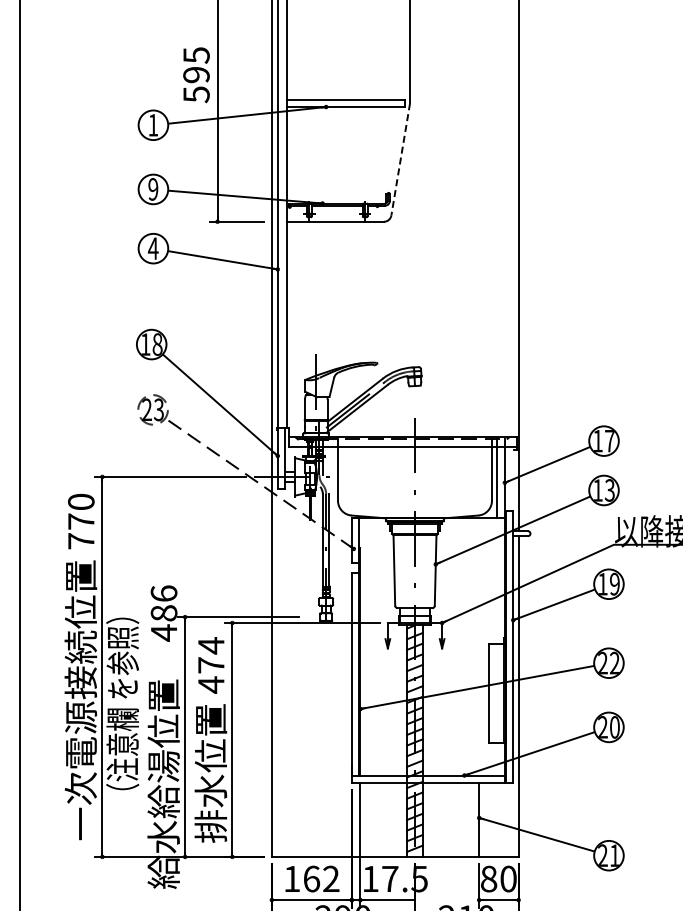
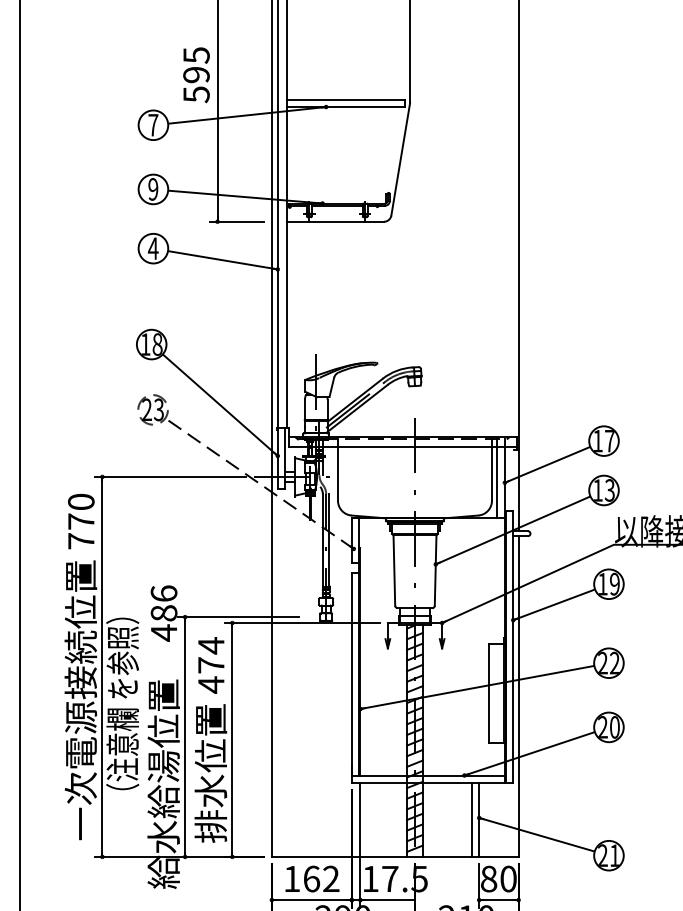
text: 1 -> 7 (153, 125)
line: dashed -> solid (400, 159)
line: none -> present (471, 819)
